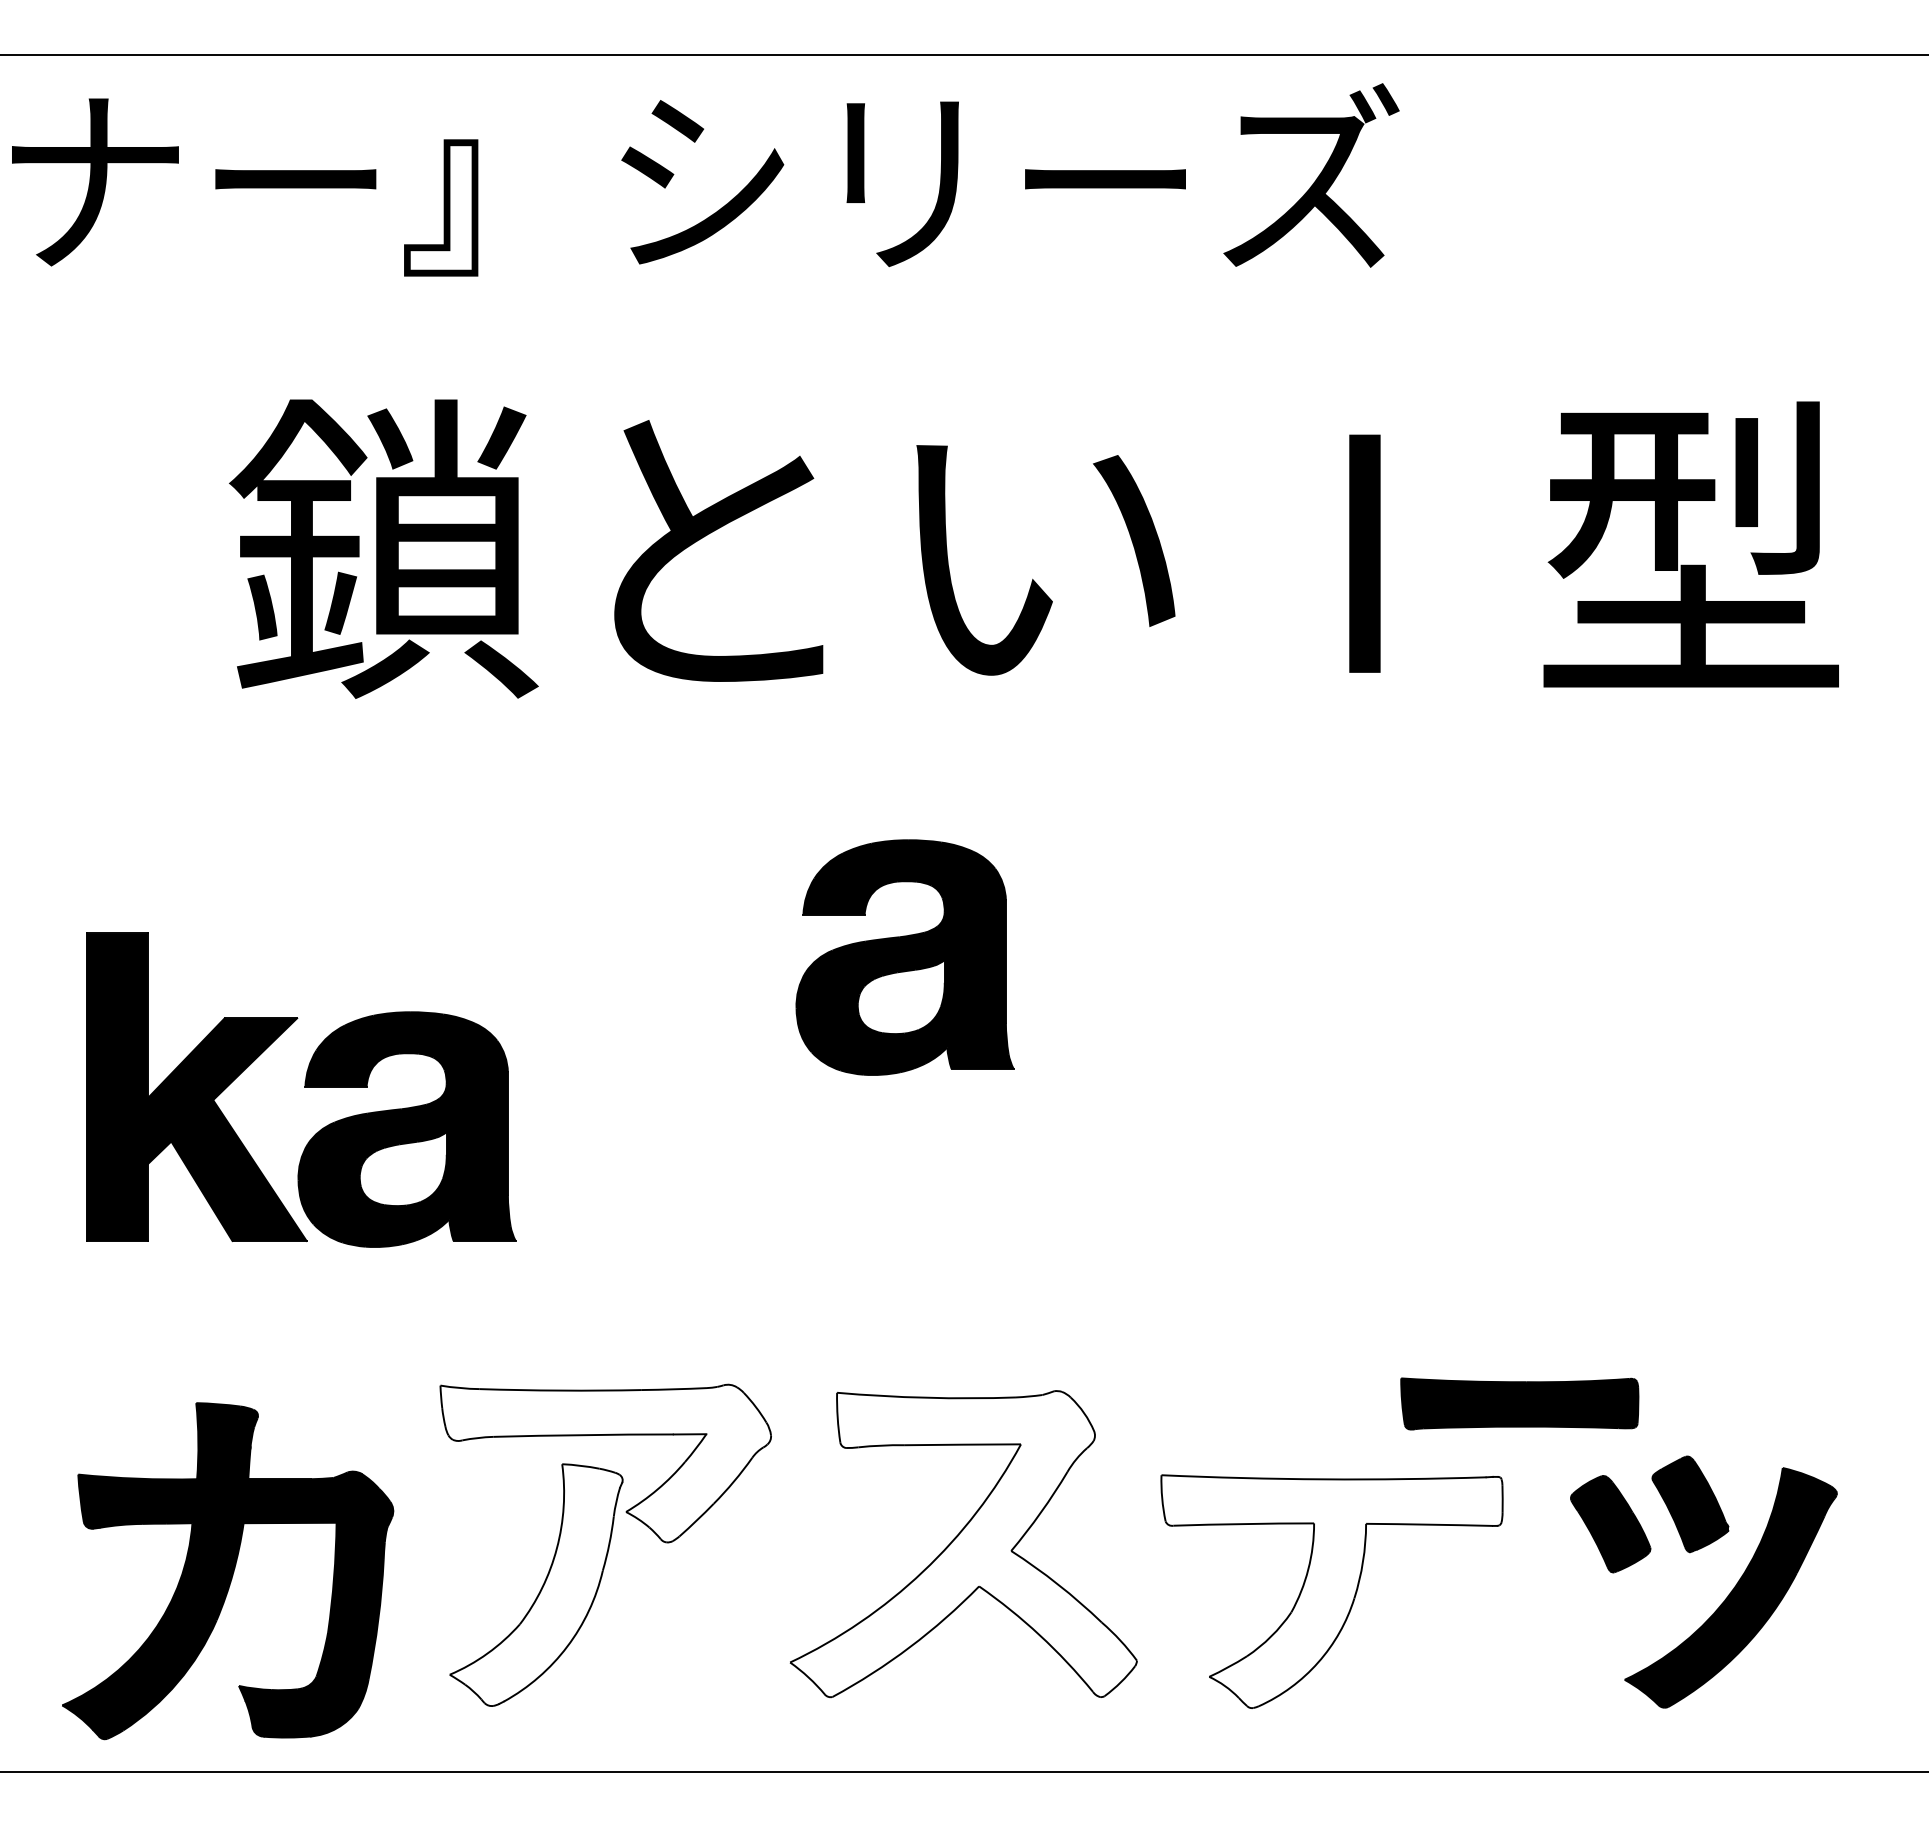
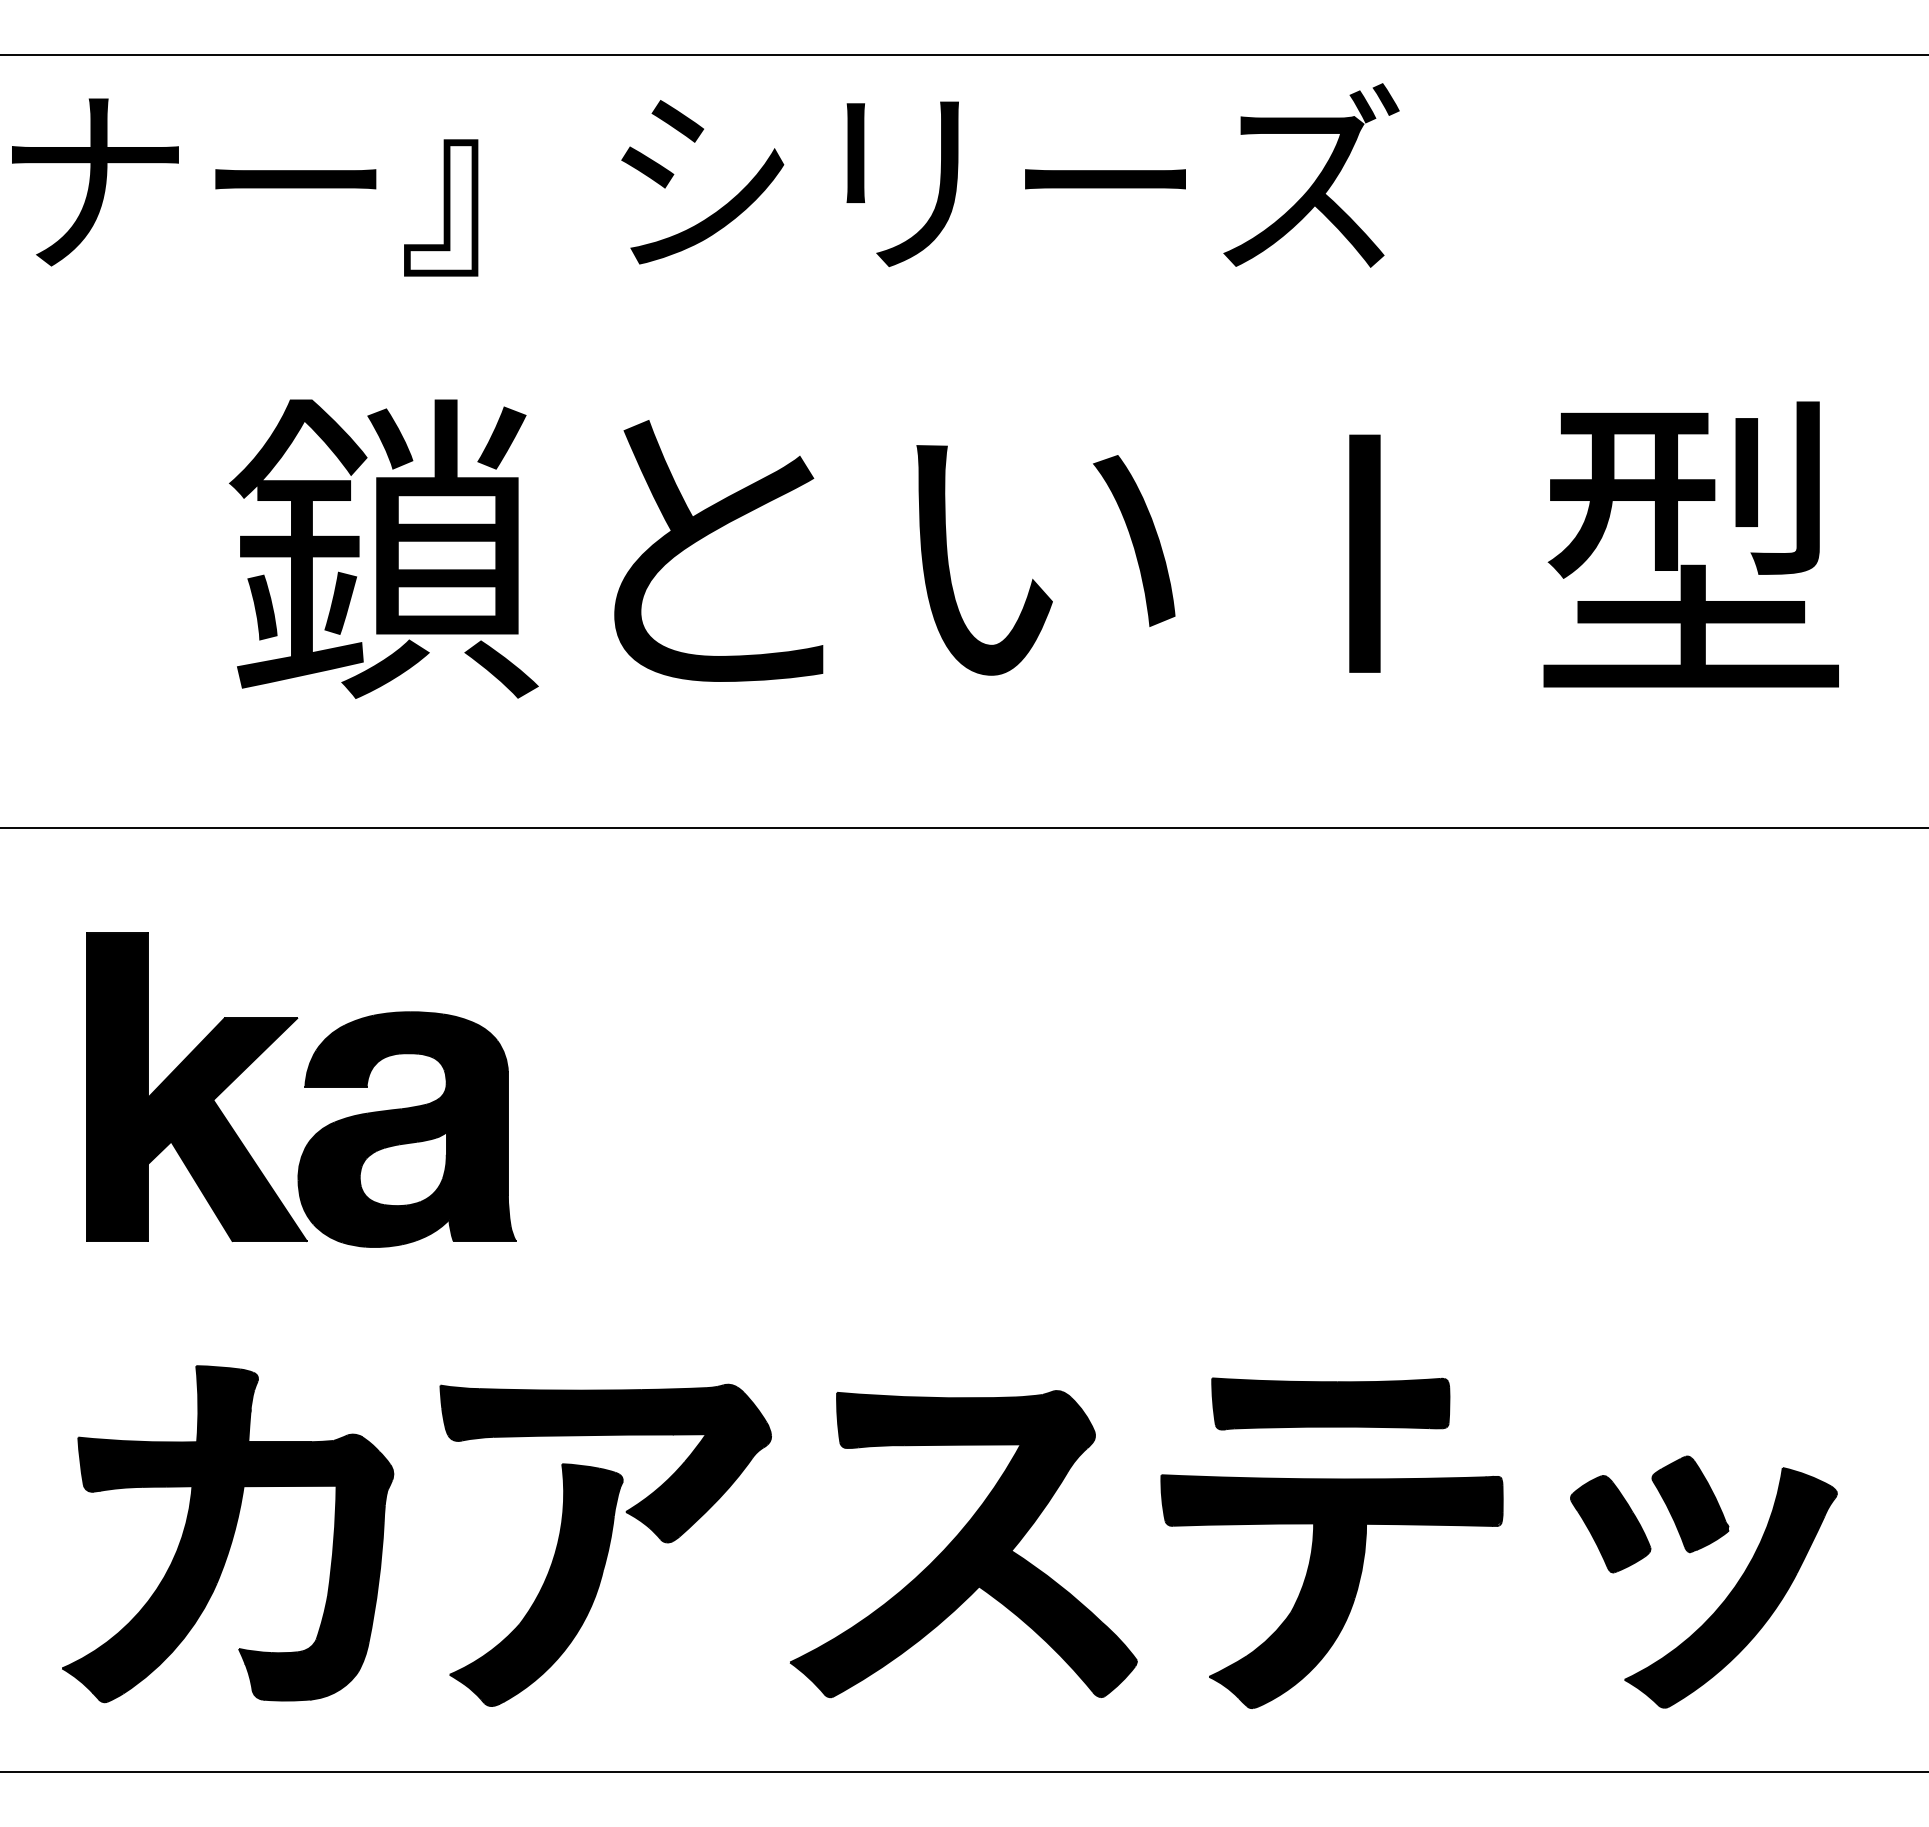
line: none -> present (963, 827)
part: present -> none (904, 957)
part position: (1519, 1403) -> (1330, 1403) (1330, 1403)
fill: none -> present (605, 1463)
fill: none -> present (963, 1544)
part position: (228, 1571) -> (228, 1534) (228, 1534)
fill: none -> present (535, 1585)
fill: none -> present (1331, 1591)
